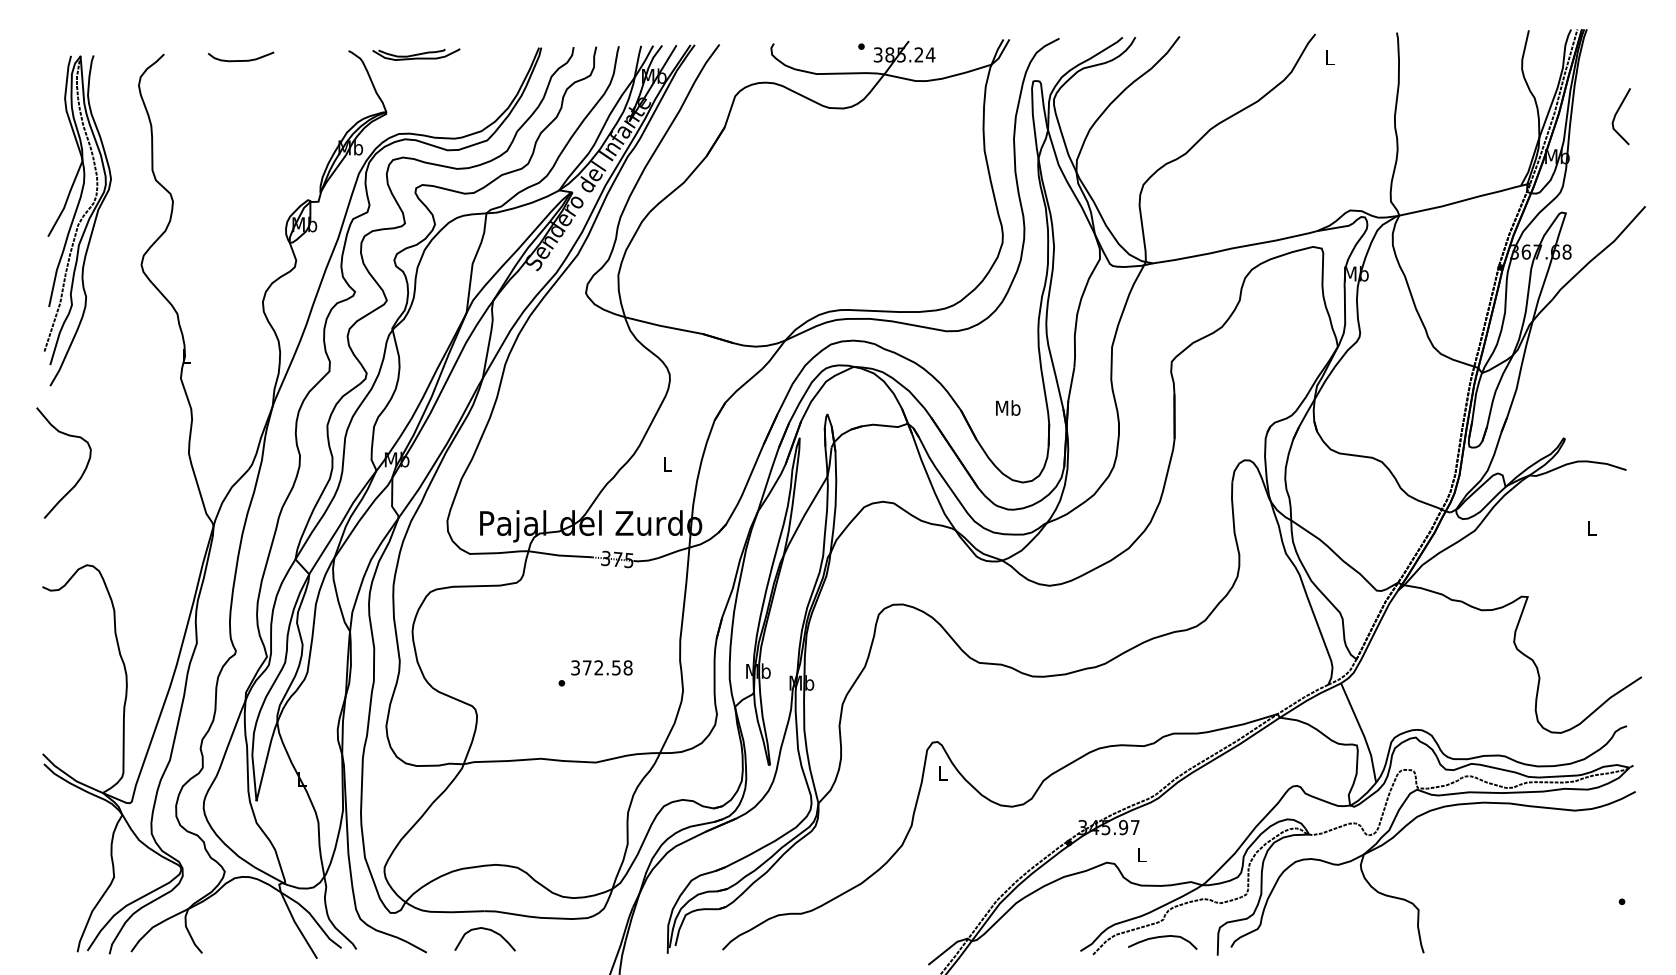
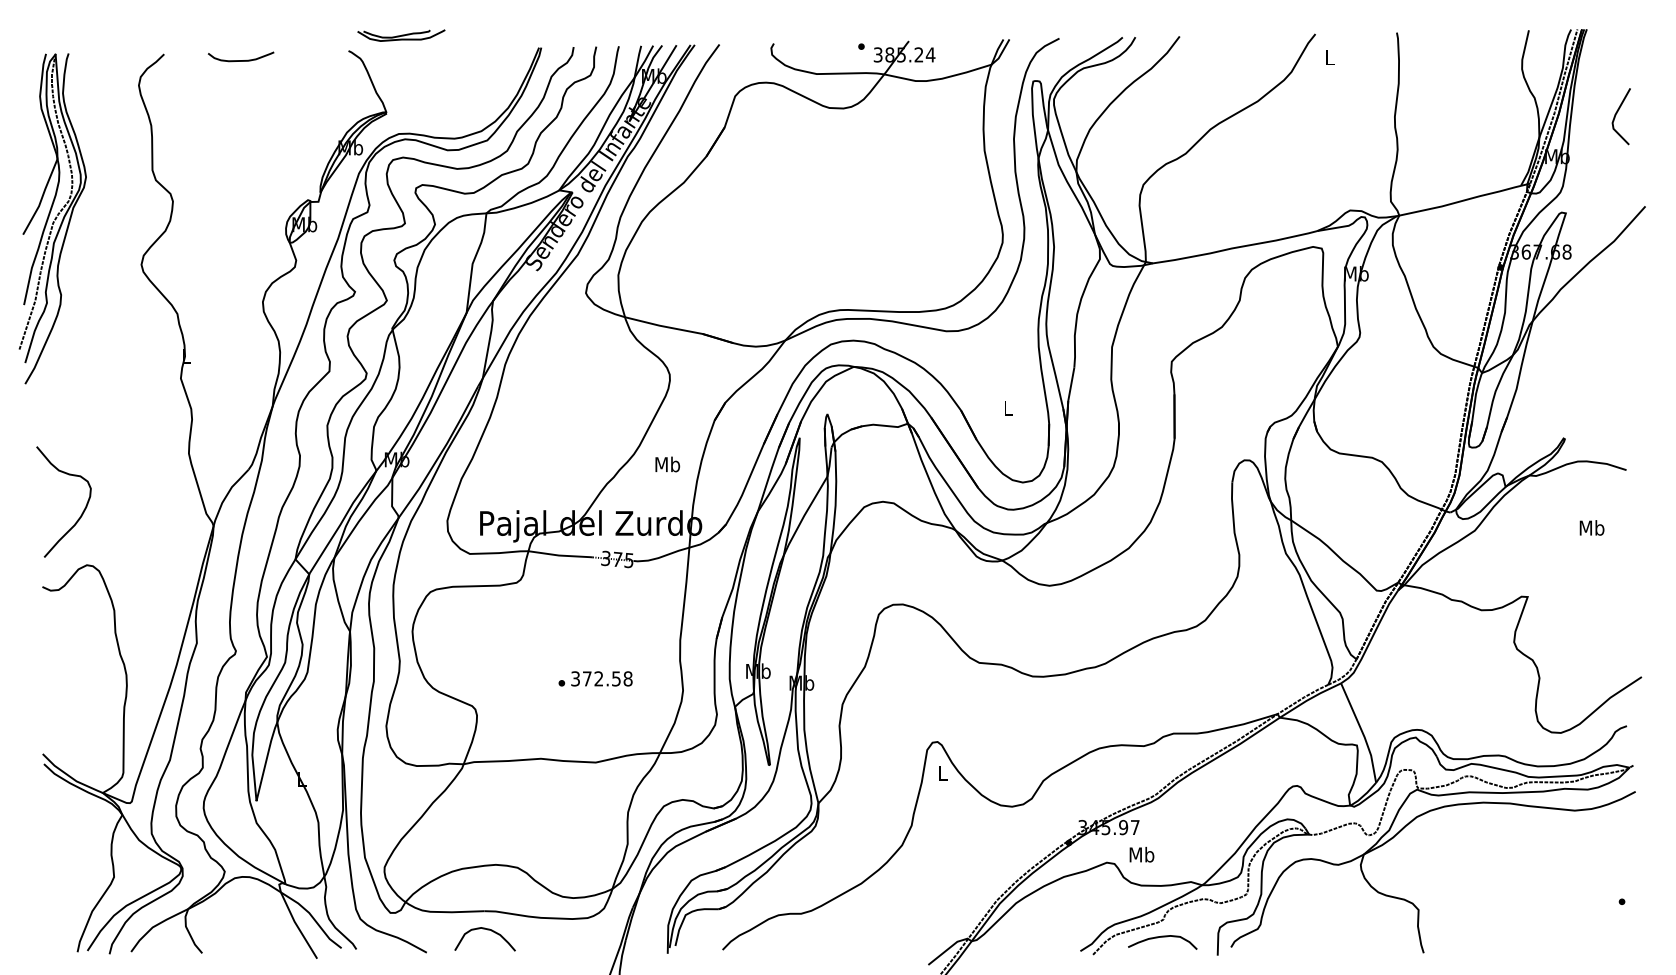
part position: (416, 54) -> (401, 35) (401, 35)
part position: (77, 220) -> (52, 218) (52, 218)
text: Mb -> L (1008, 407)
text: L -> Mb (667, 464)
curve position: (82, 472) -> (82, 511) (82, 511)
text: L -> Mb (1591, 527)
text position: (601, 667) -> (601, 678) (601, 678)
text: L -> Mb (1141, 854)
